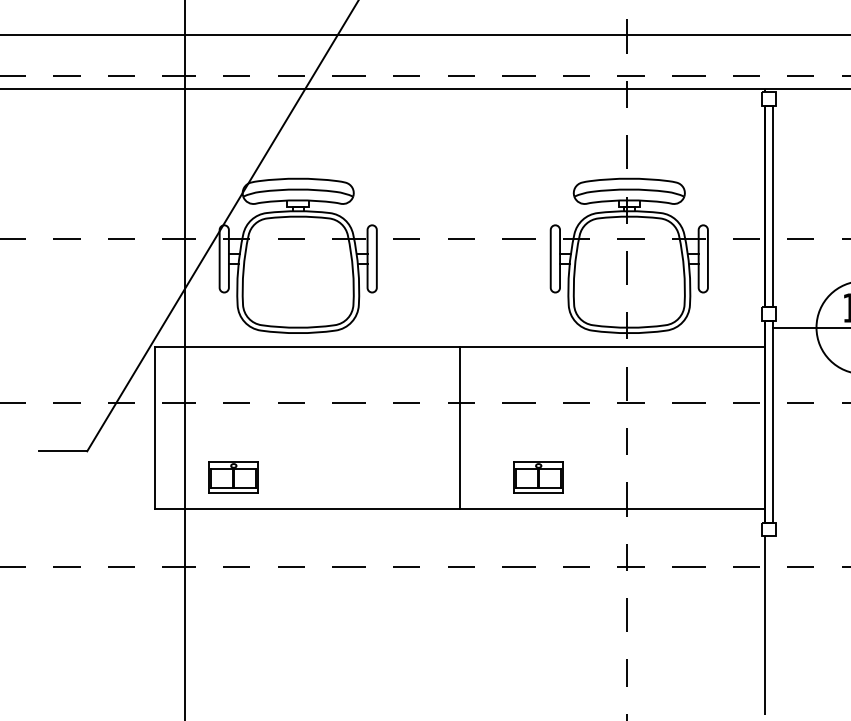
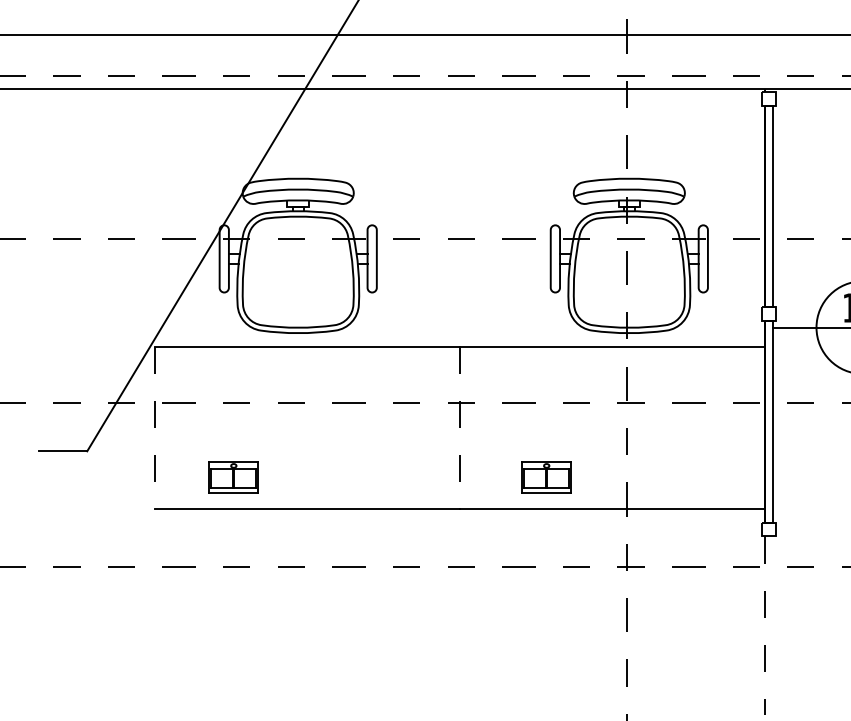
line: present -> none (184, 359)
line: solid -> dashed (155, 428)
line: solid -> dashed (459, 428)
part position: (538, 477) -> (546, 477) (546, 477)
line: solid -> dashed (764, 626)
